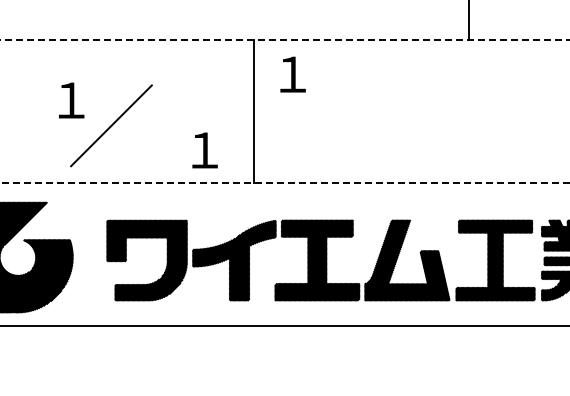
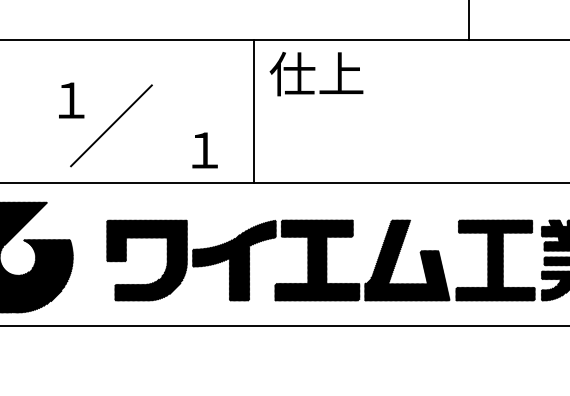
line: dashed -> solid (285, 40)
text: １ -> 仕上 (316, 74)
line: dashed -> solid (285, 182)
